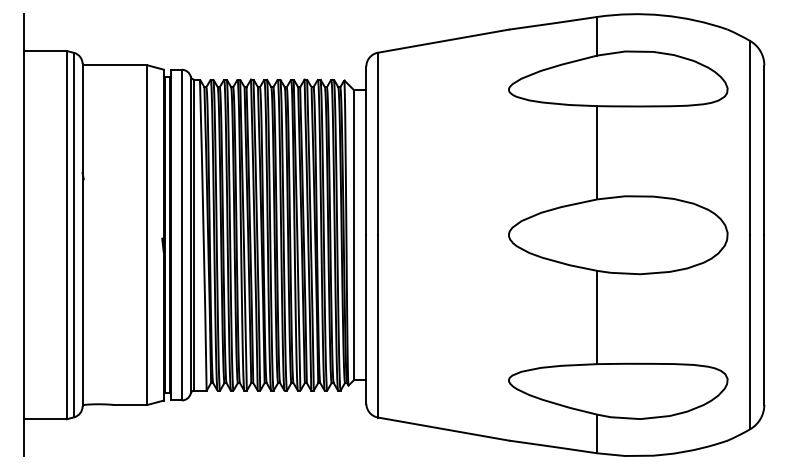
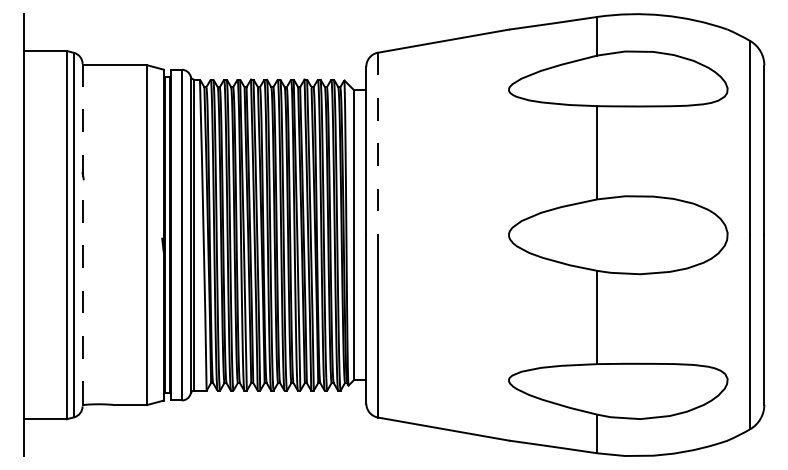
line: solid -> dashed (378, 144)
line: solid -> dashed (82, 235)
